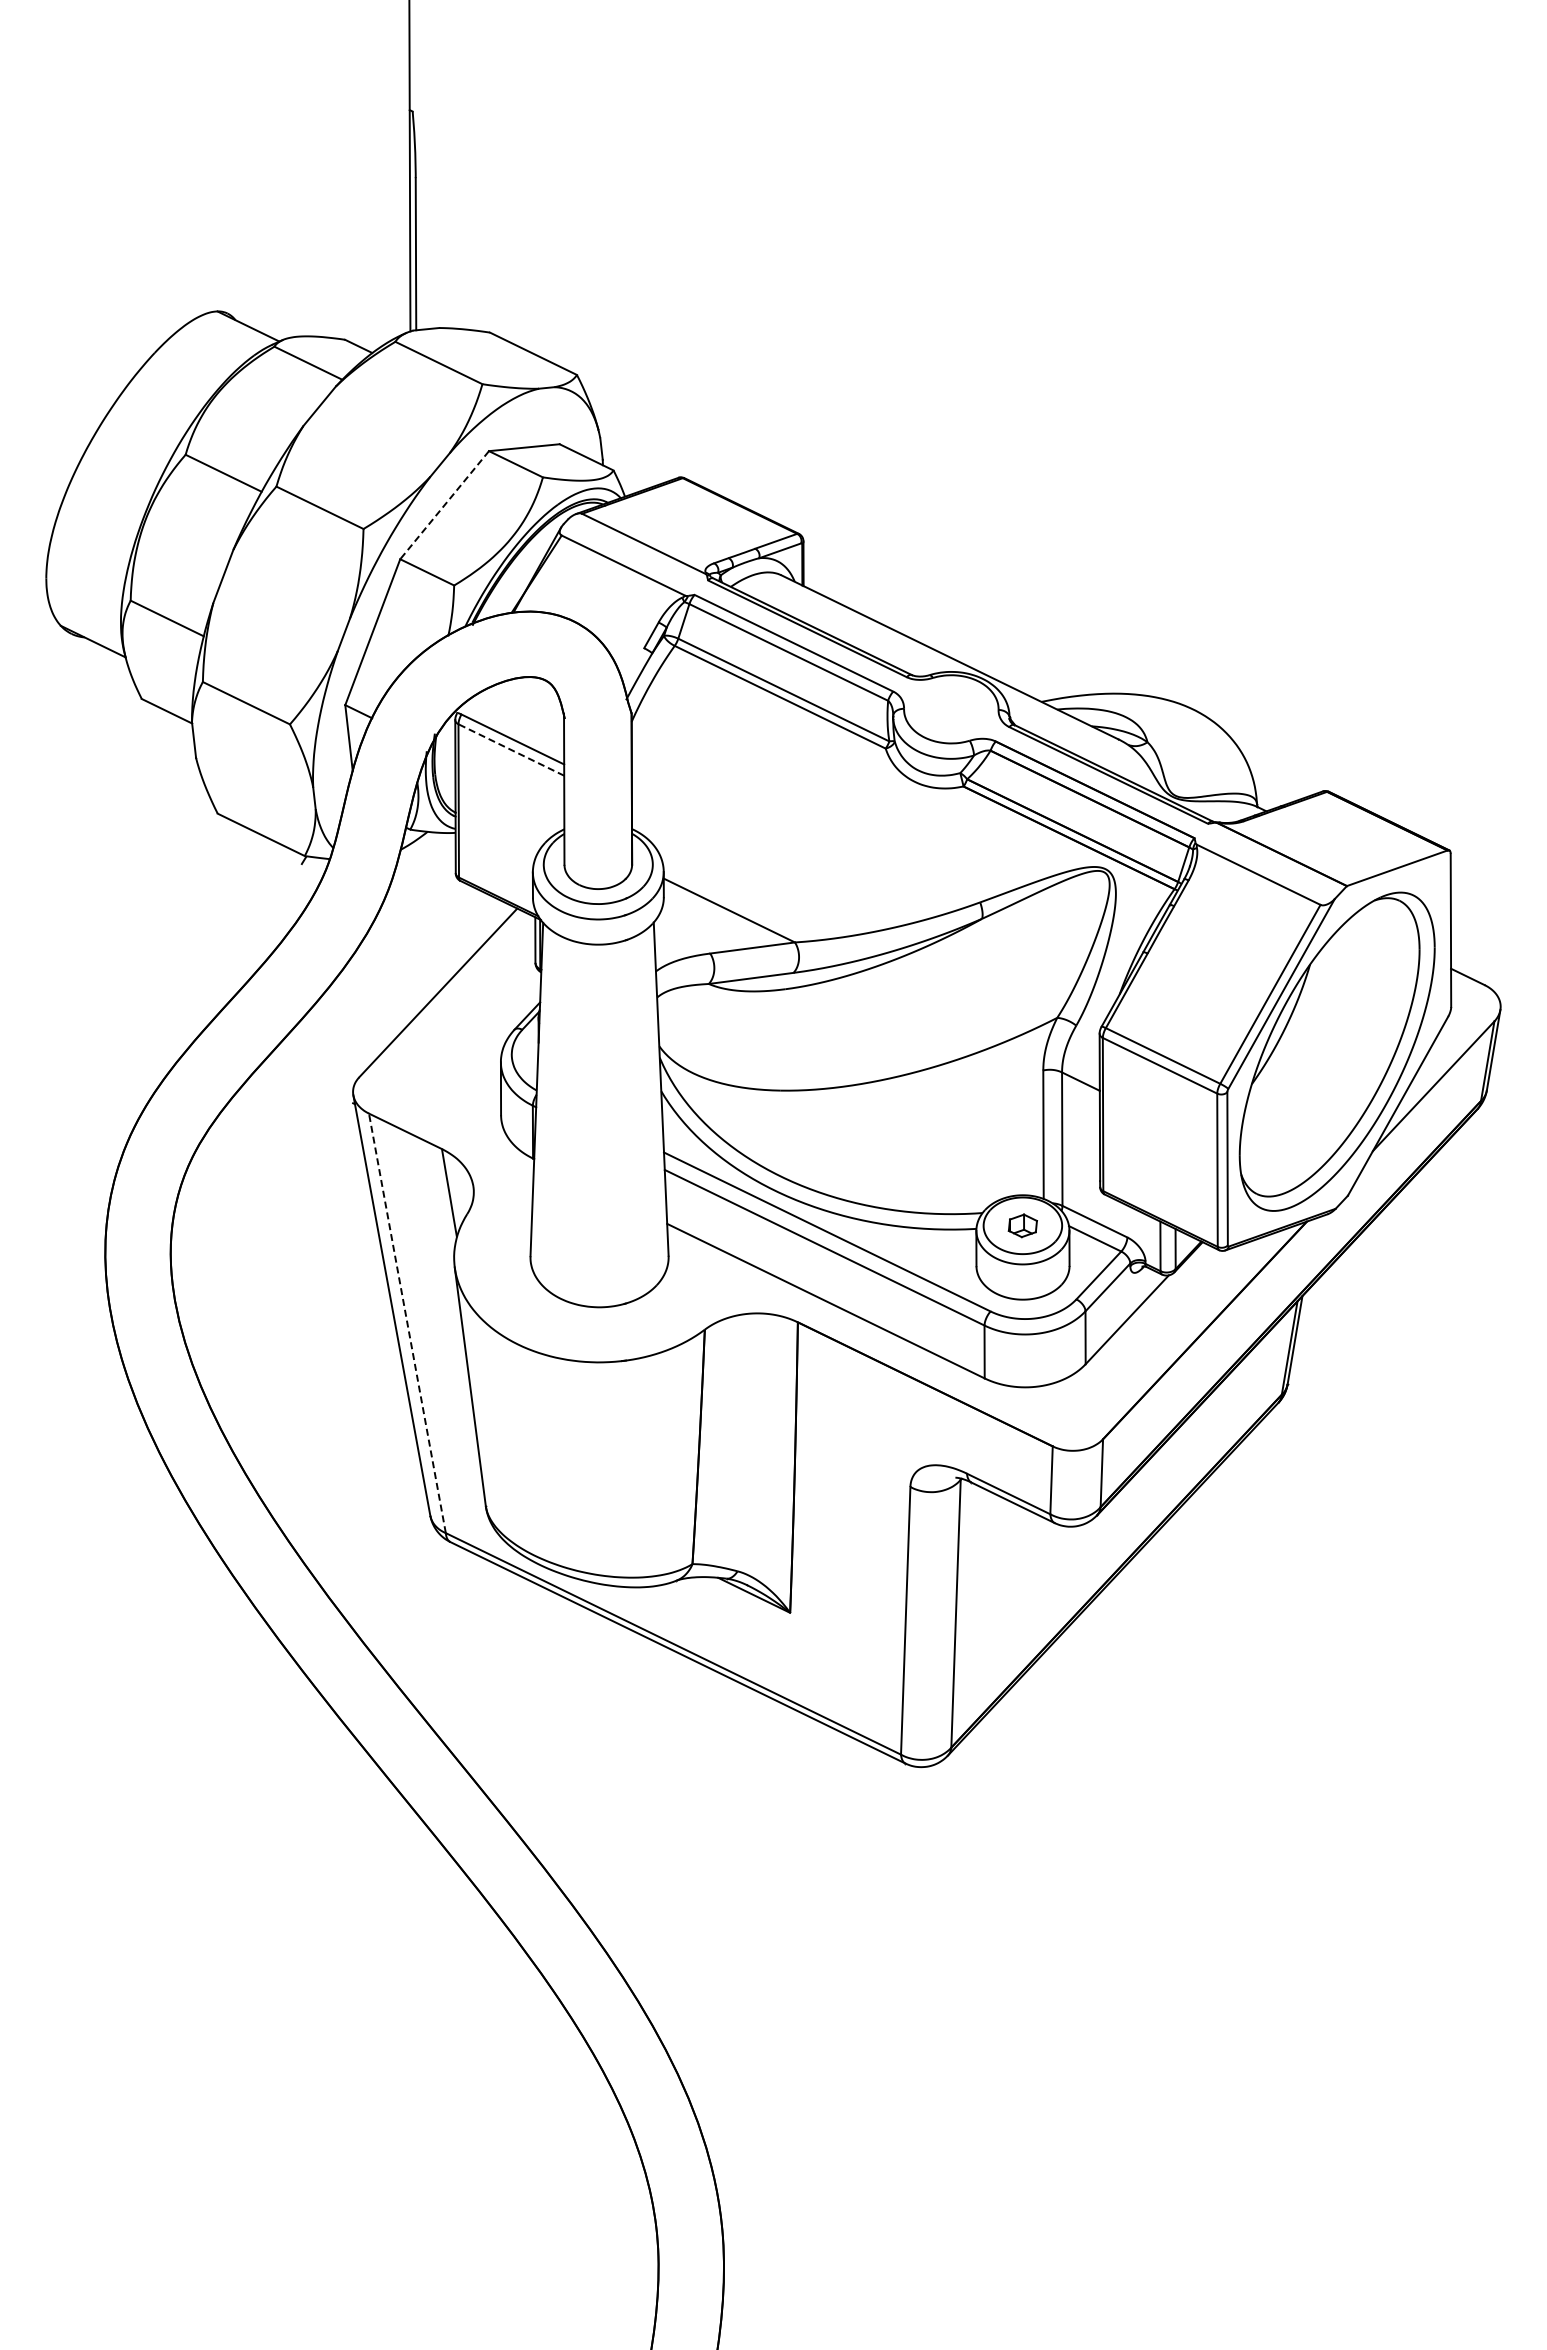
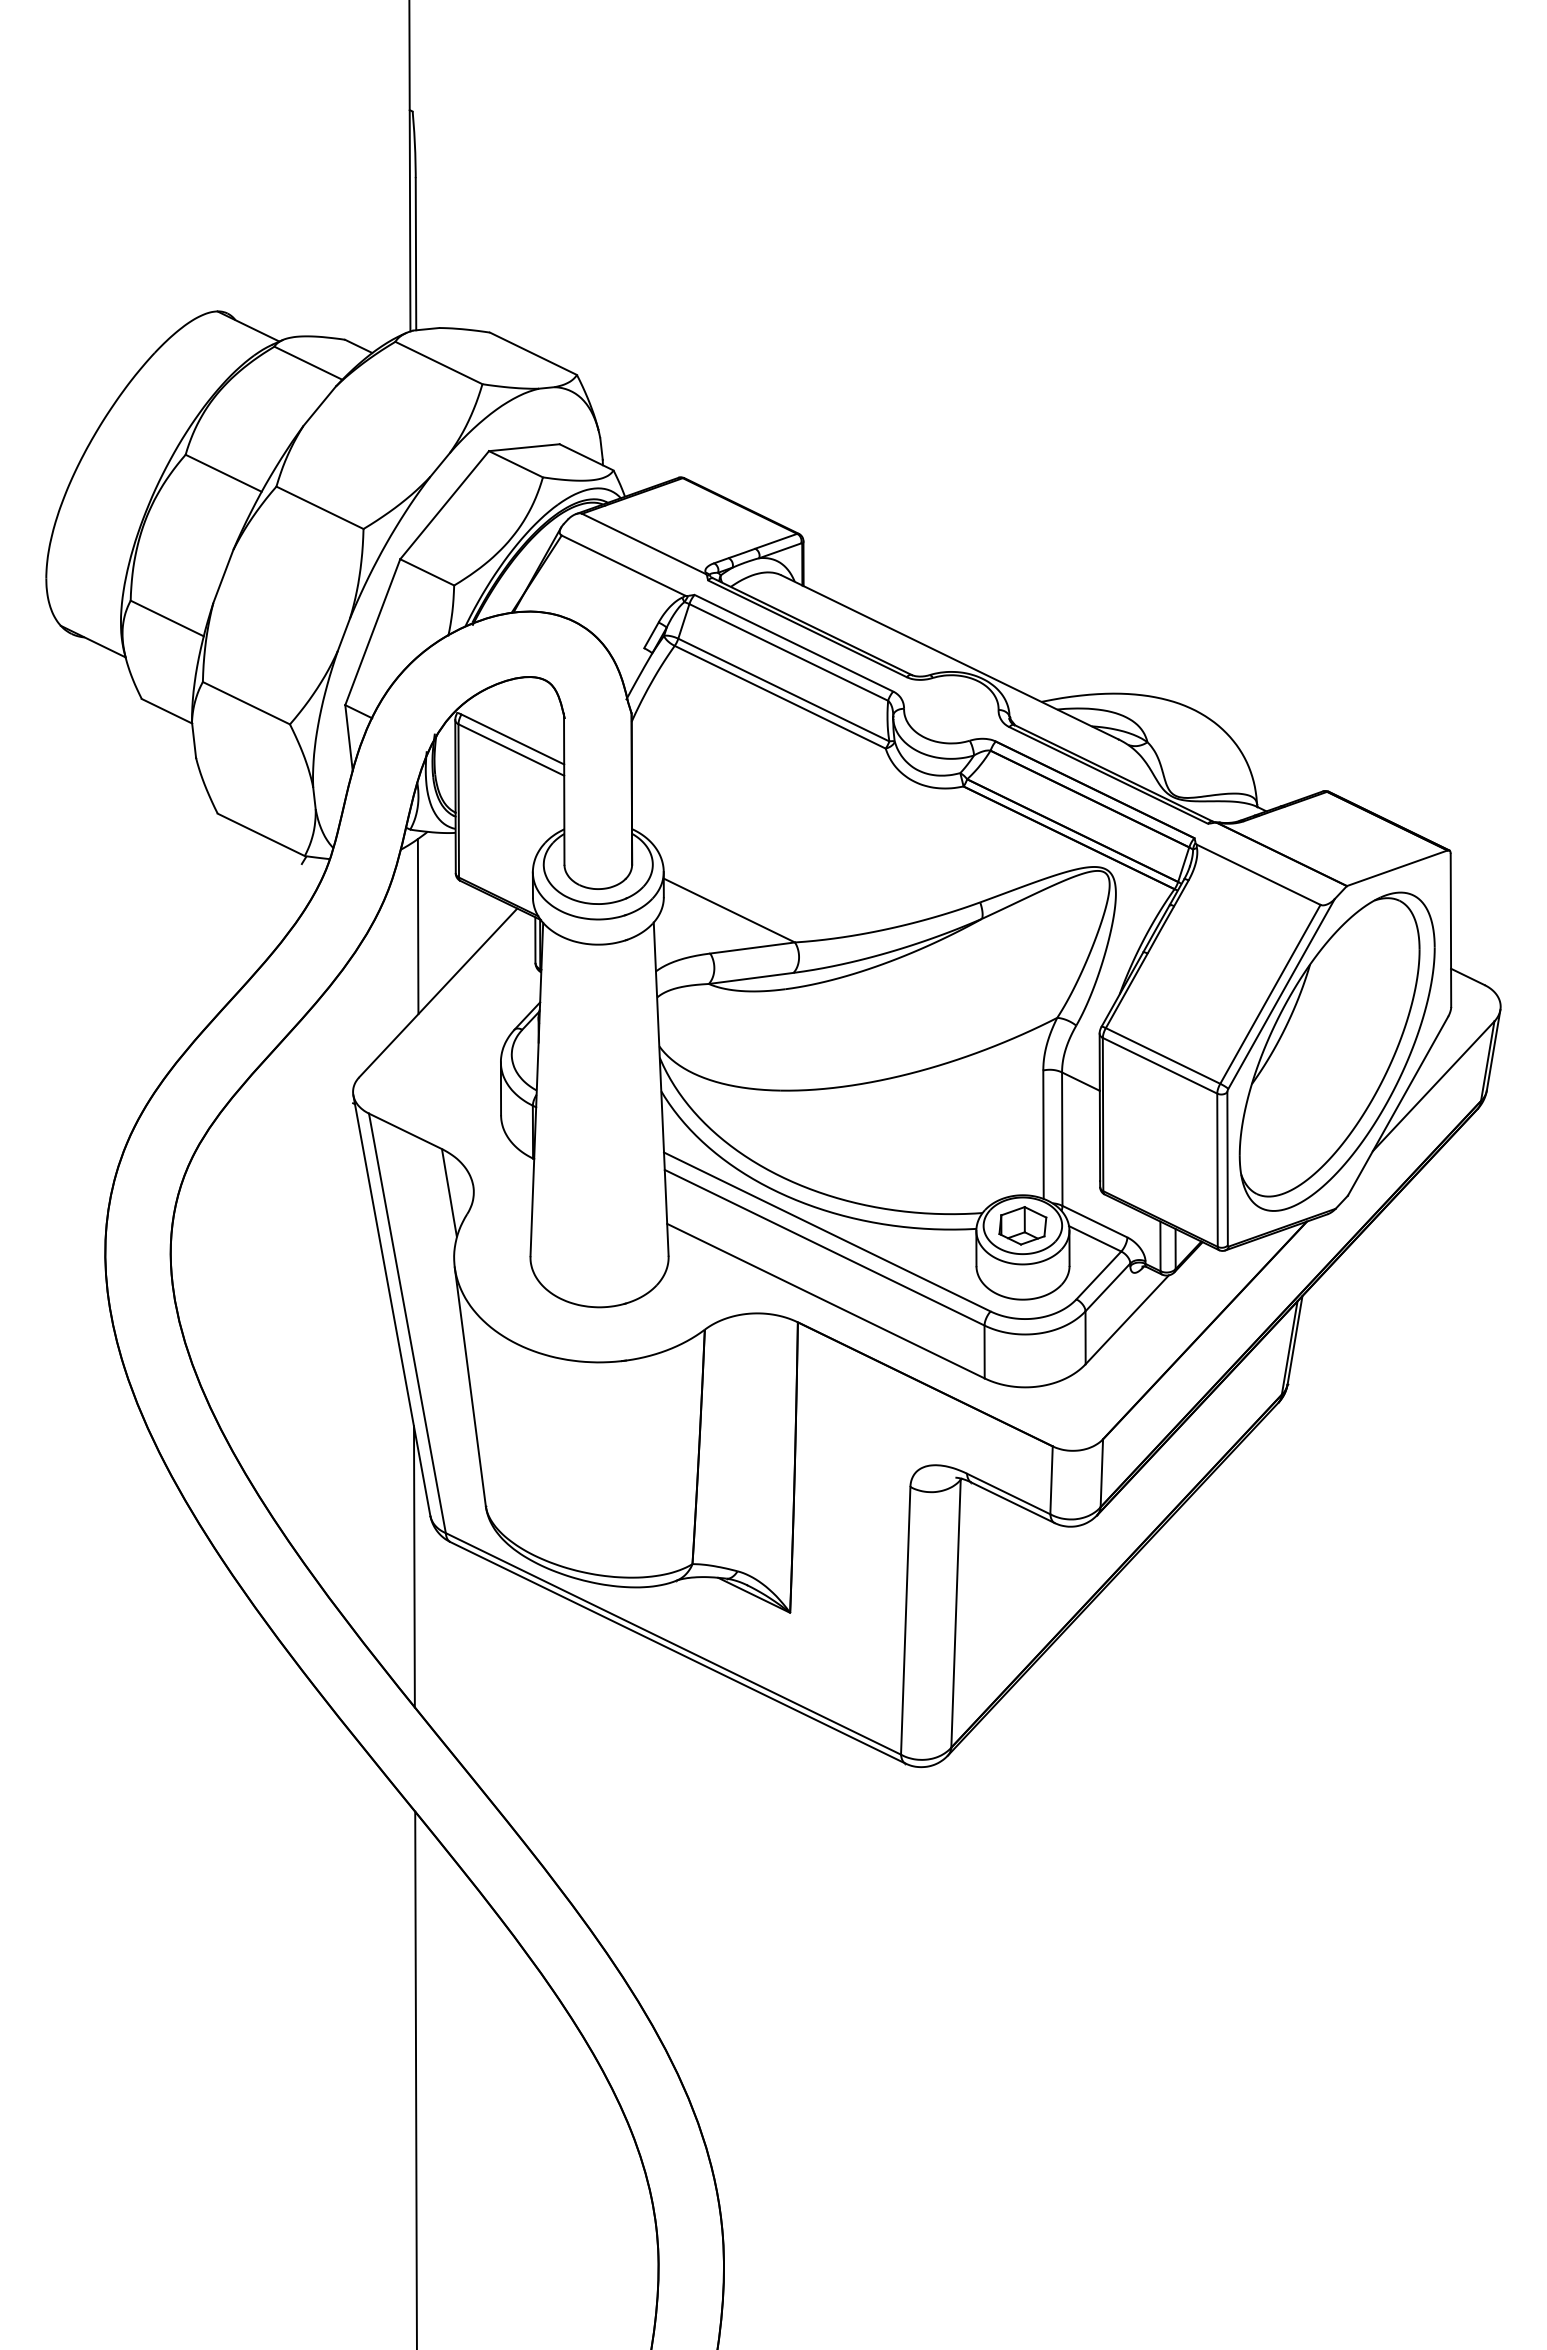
line: dashed -> solid (444, 505)
line: dashed -> solid (511, 749)
line: none -> present (417, 926)
part size: 31x26 px -> 50x40 px (1022, 1225)
line: dashed -> solid (407, 1322)
line: none -> present (414, 1566)
line: none -> present (415, 2078)
